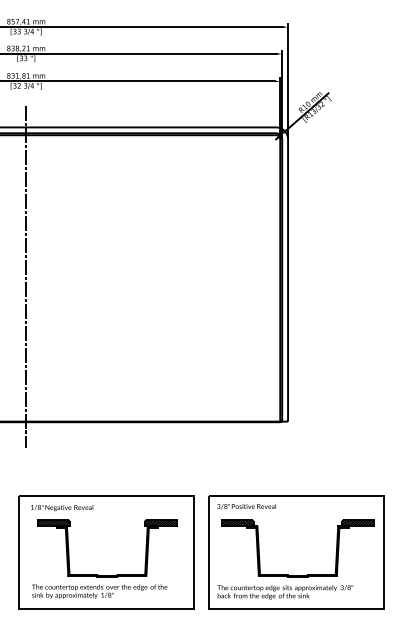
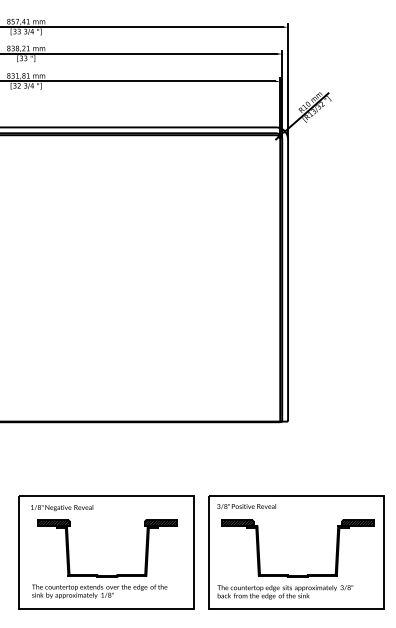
line: present -> none (26, 277)
